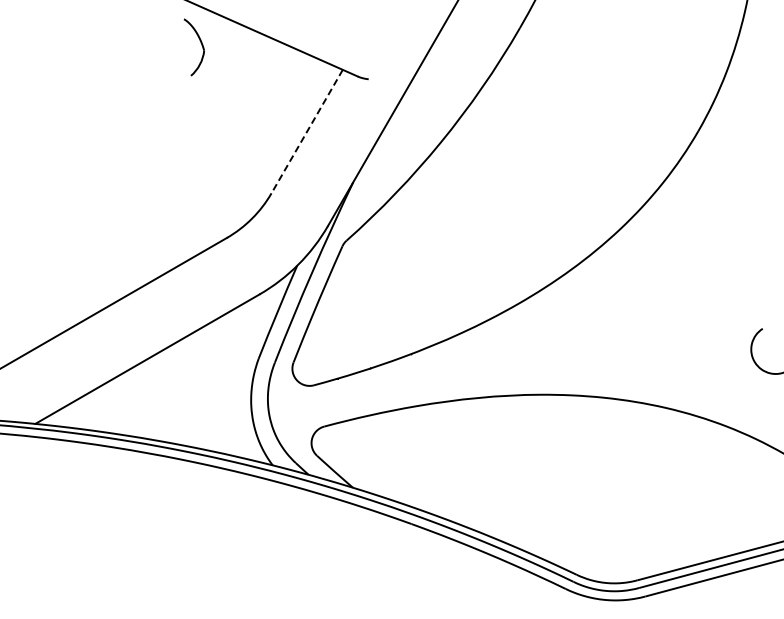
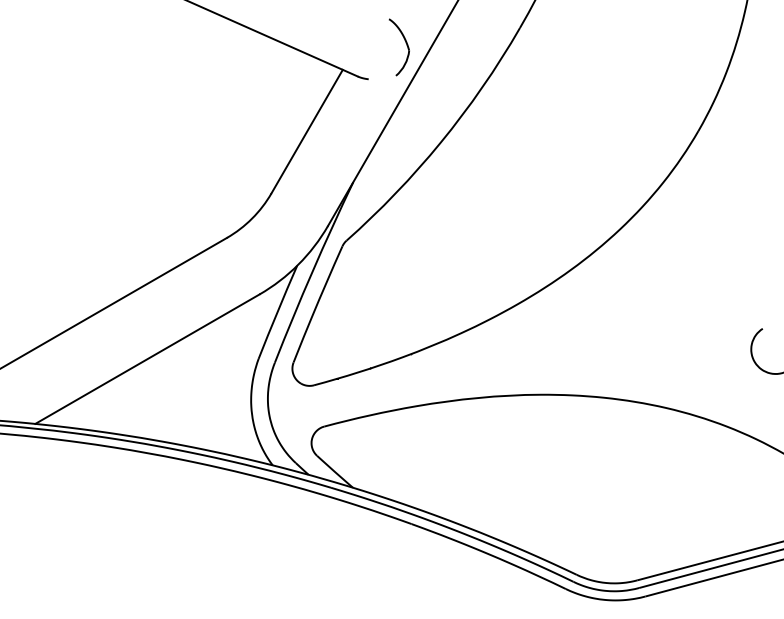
part position: (200, 43) -> (405, 43) (405, 43)
line: dashed -> solid (306, 132)
